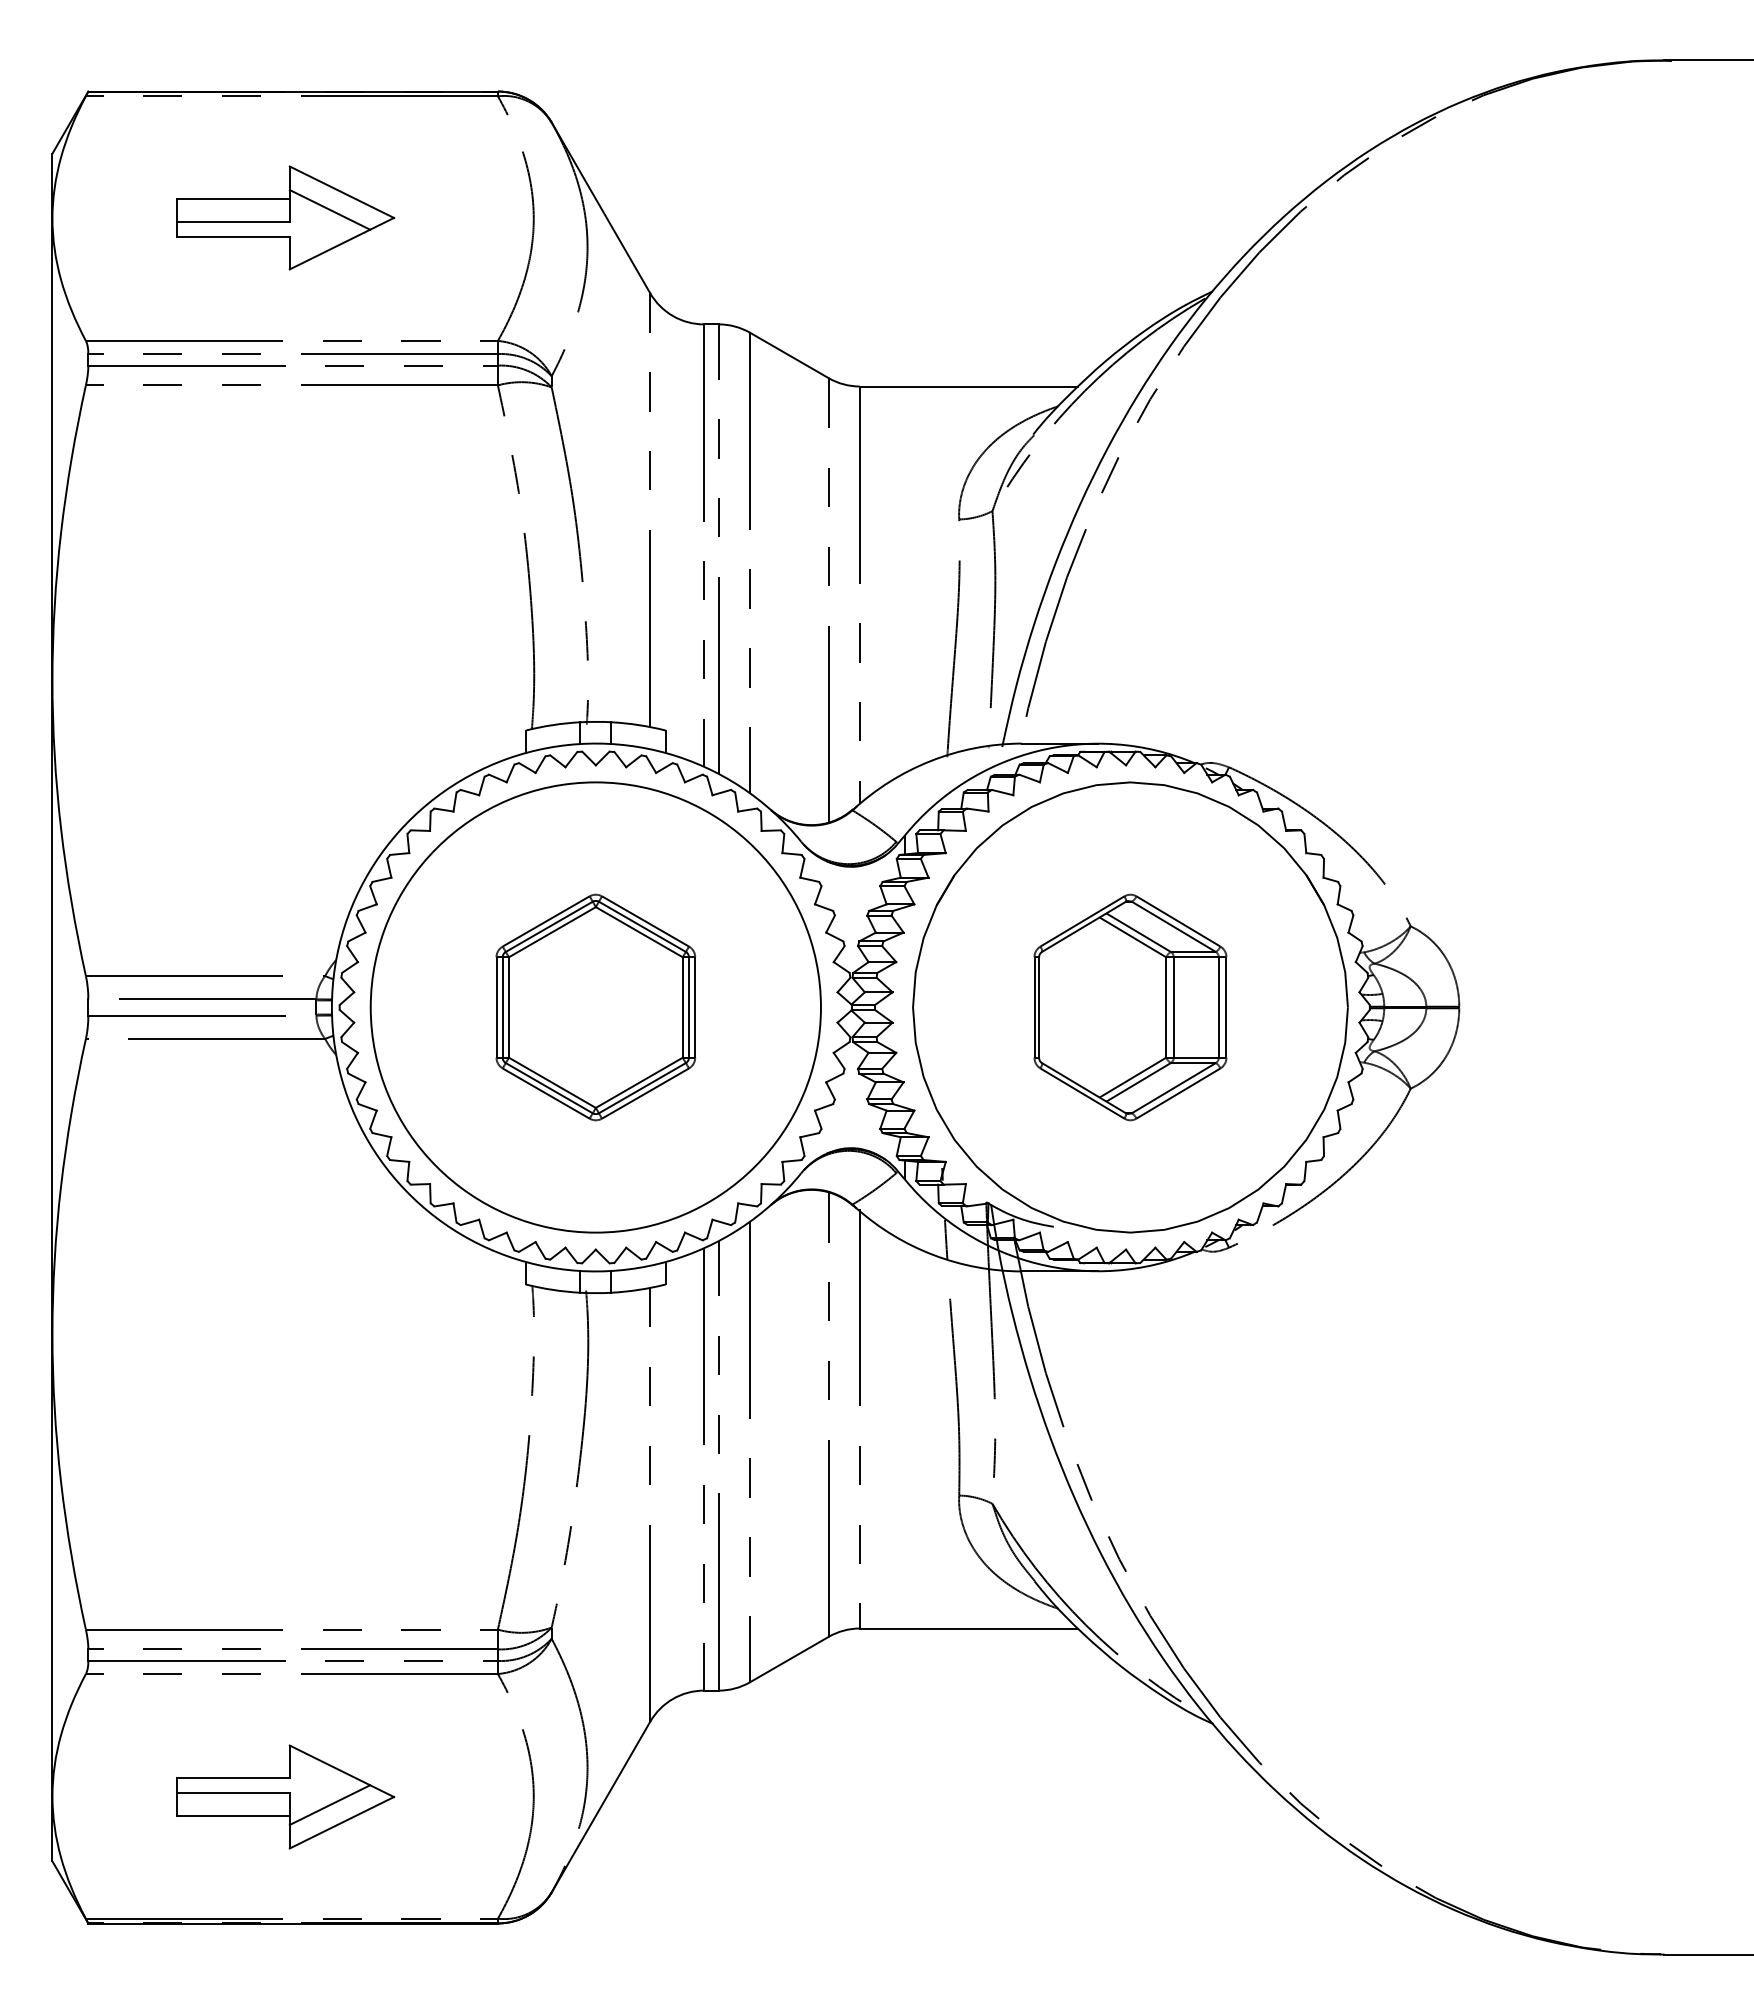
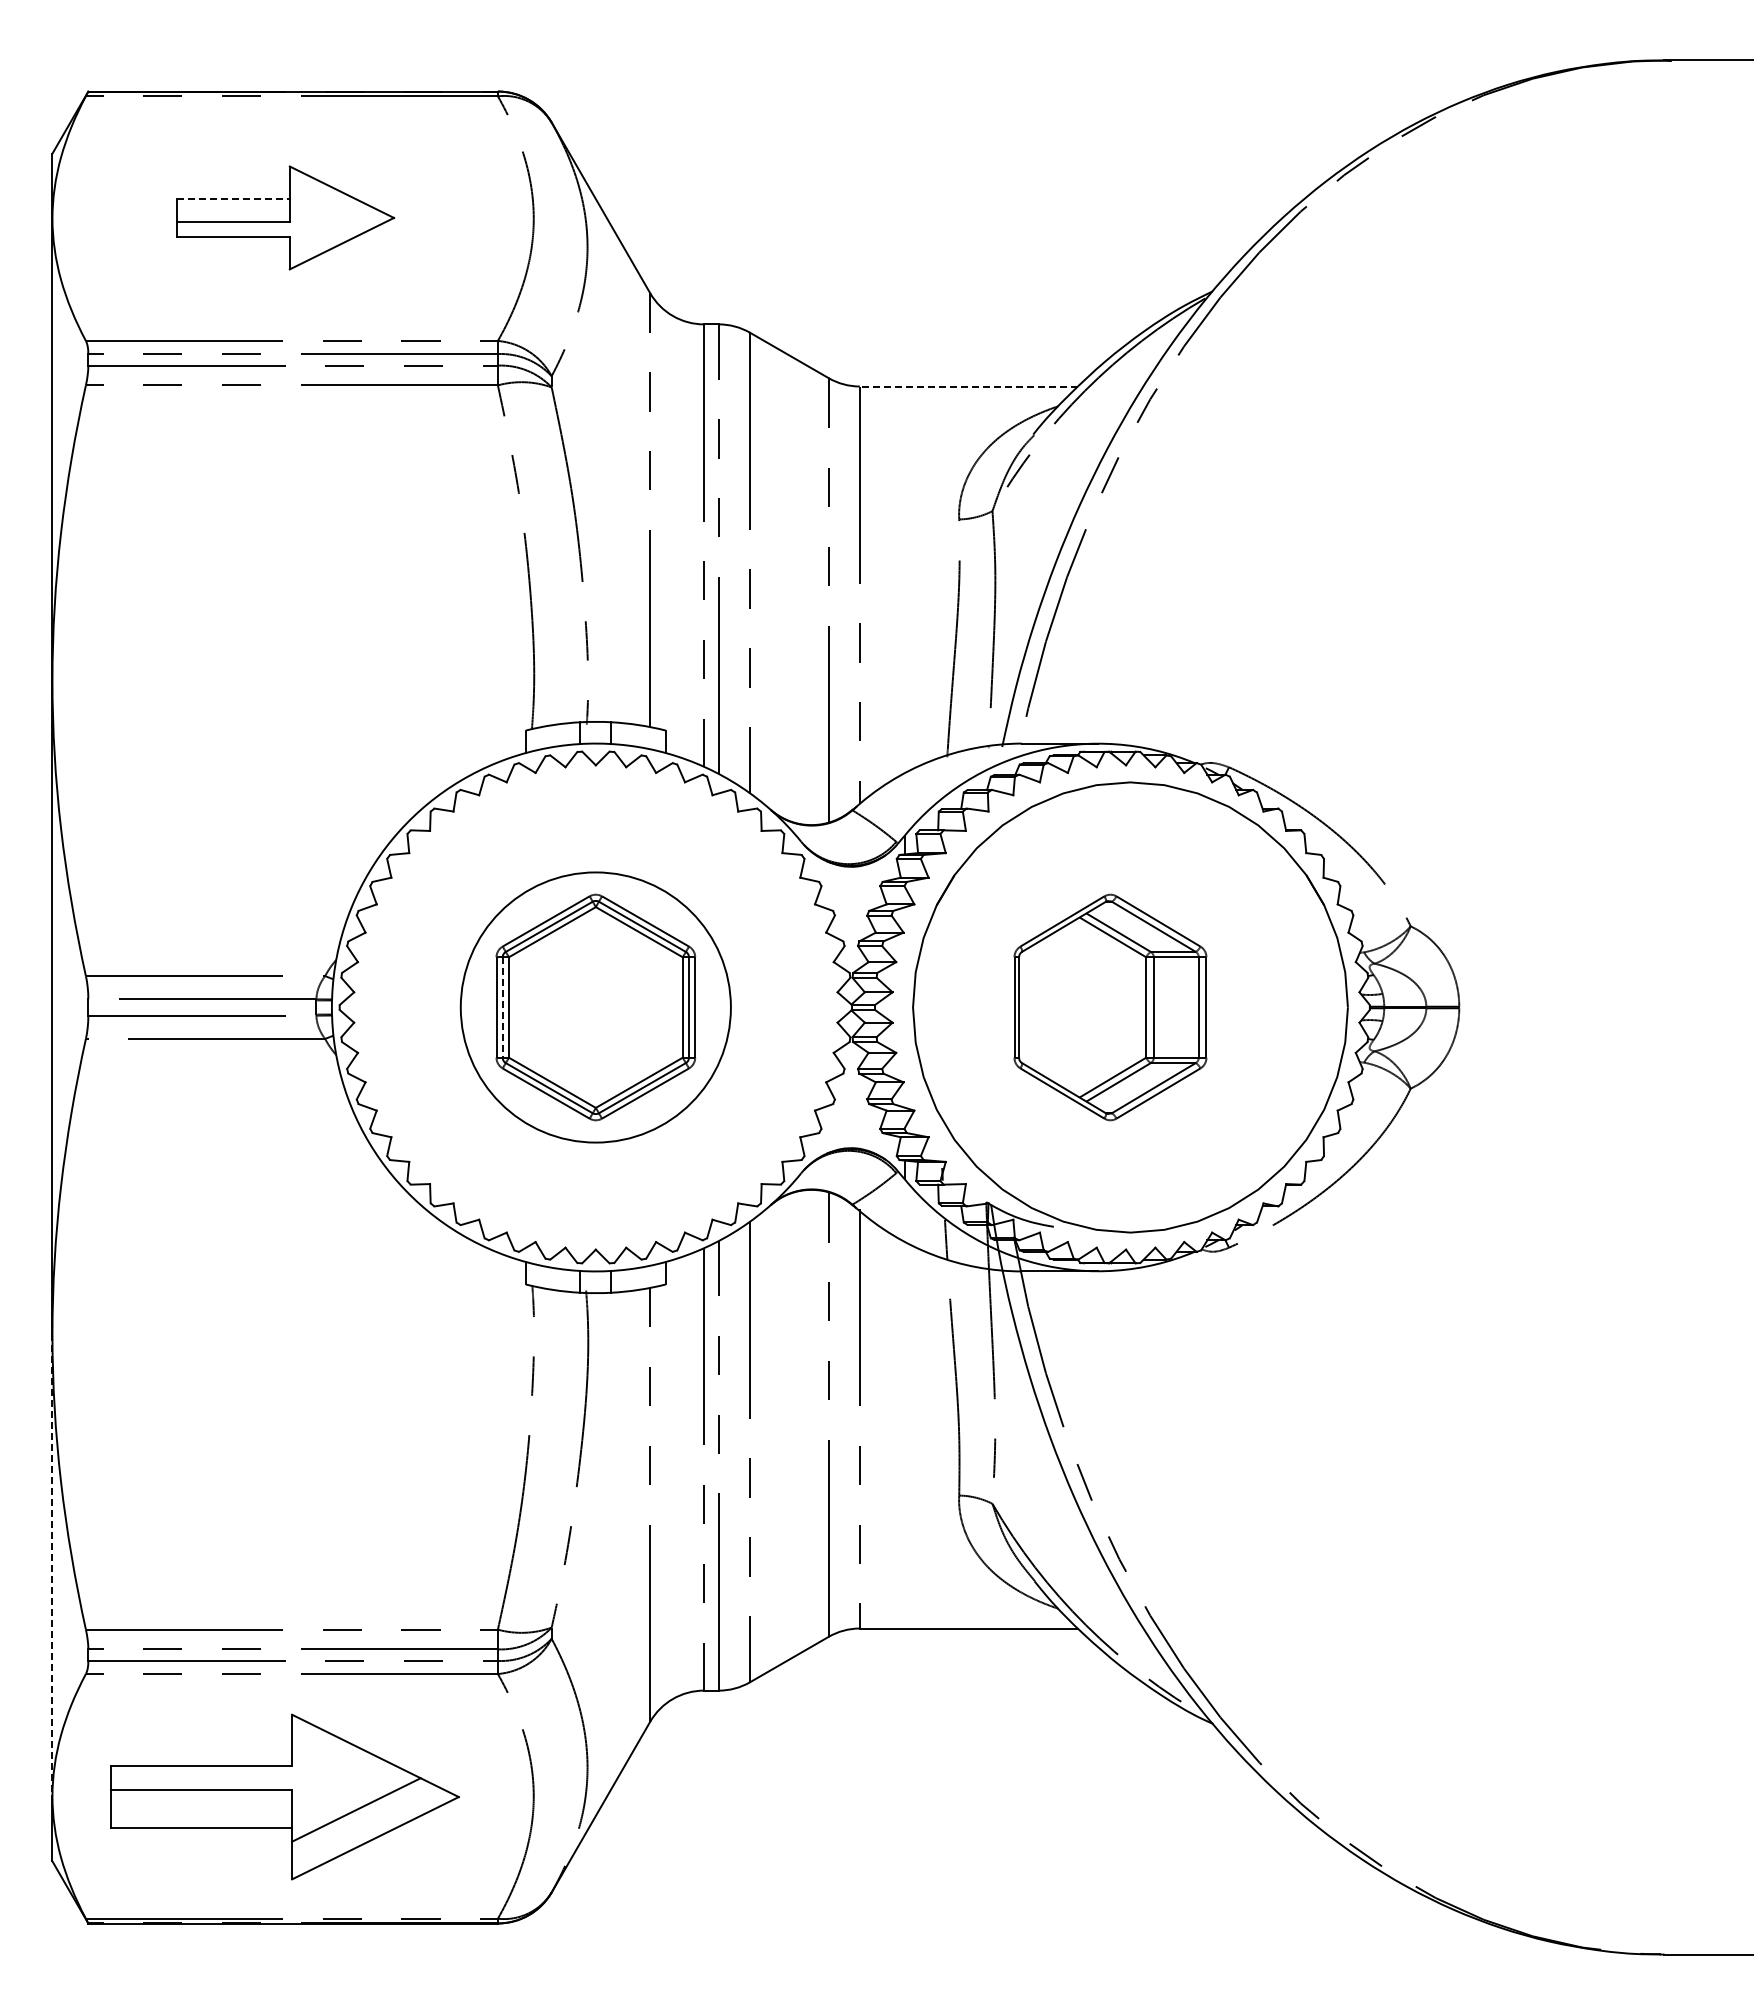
line: solid -> dashed (233, 198)
line: present -> none (329, 209)
line: solid -> dashed (968, 386)
circle diameter: 450 px -> 270 px (595, 1007)
part position: (1130, 1007) -> (1110, 1007) (1110, 1007)
line: solid -> dashed (502, 1008)
line: solid -> dashed (52, 1565)
part size: 220x106 px -> 350x168 px (284, 1796)
